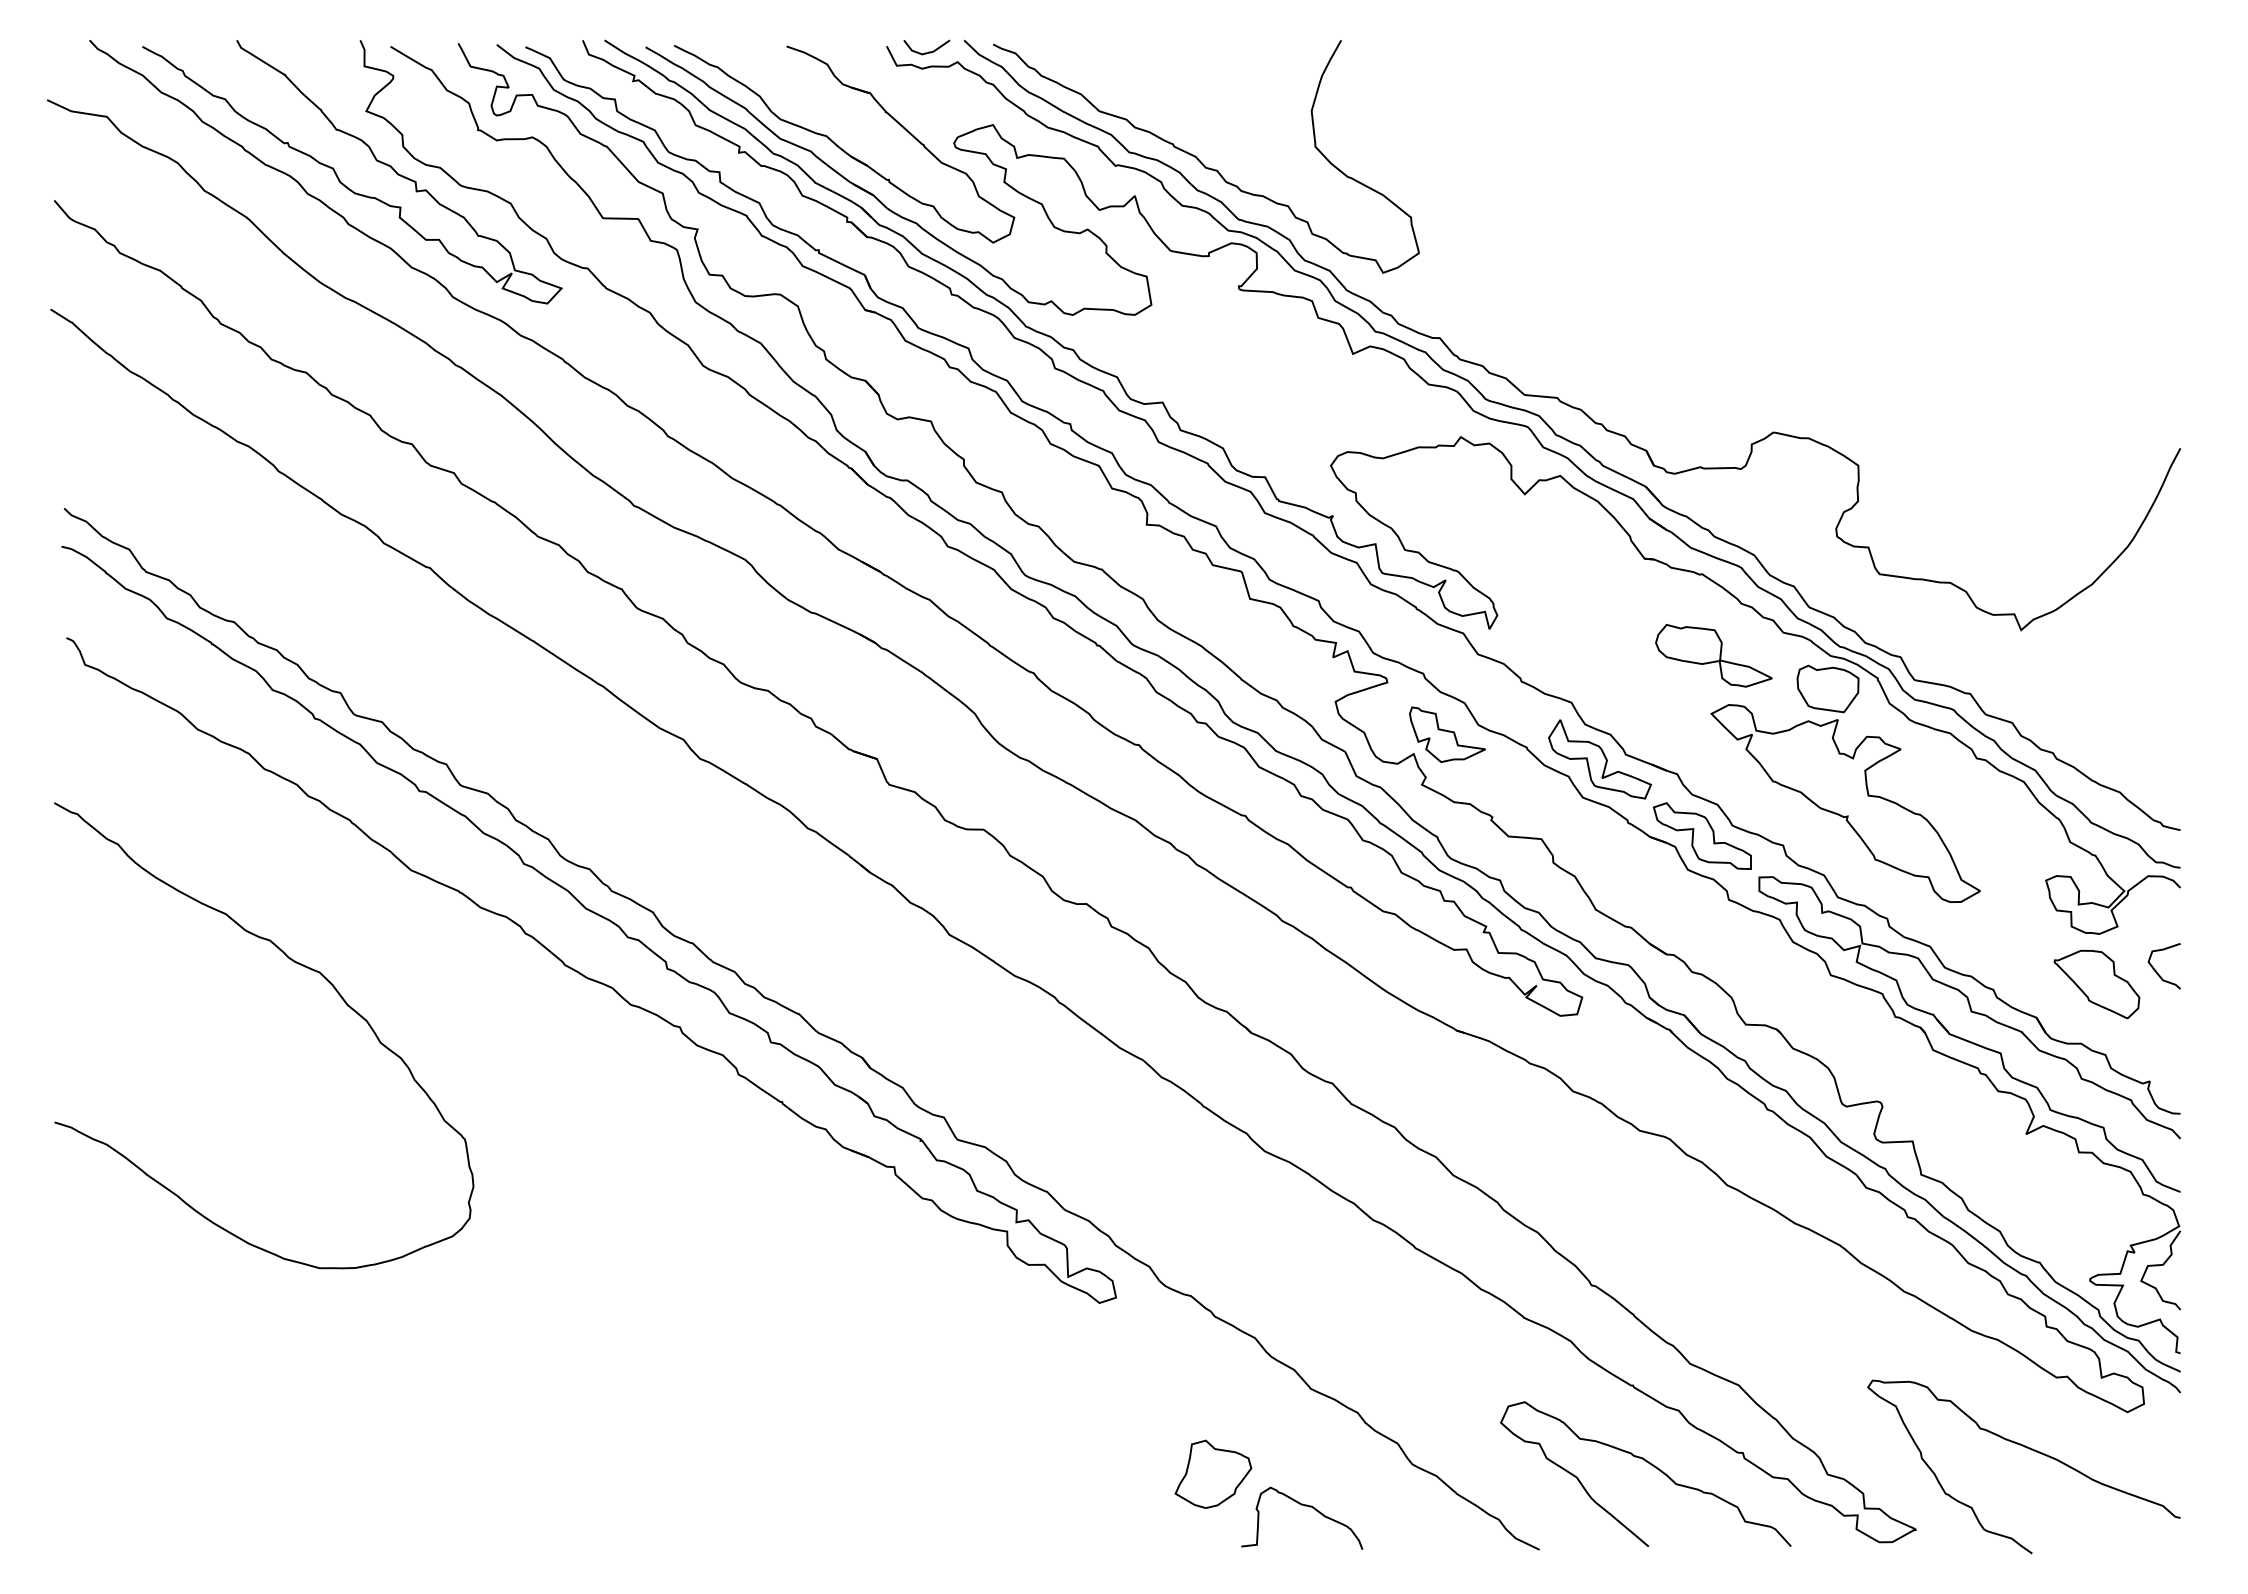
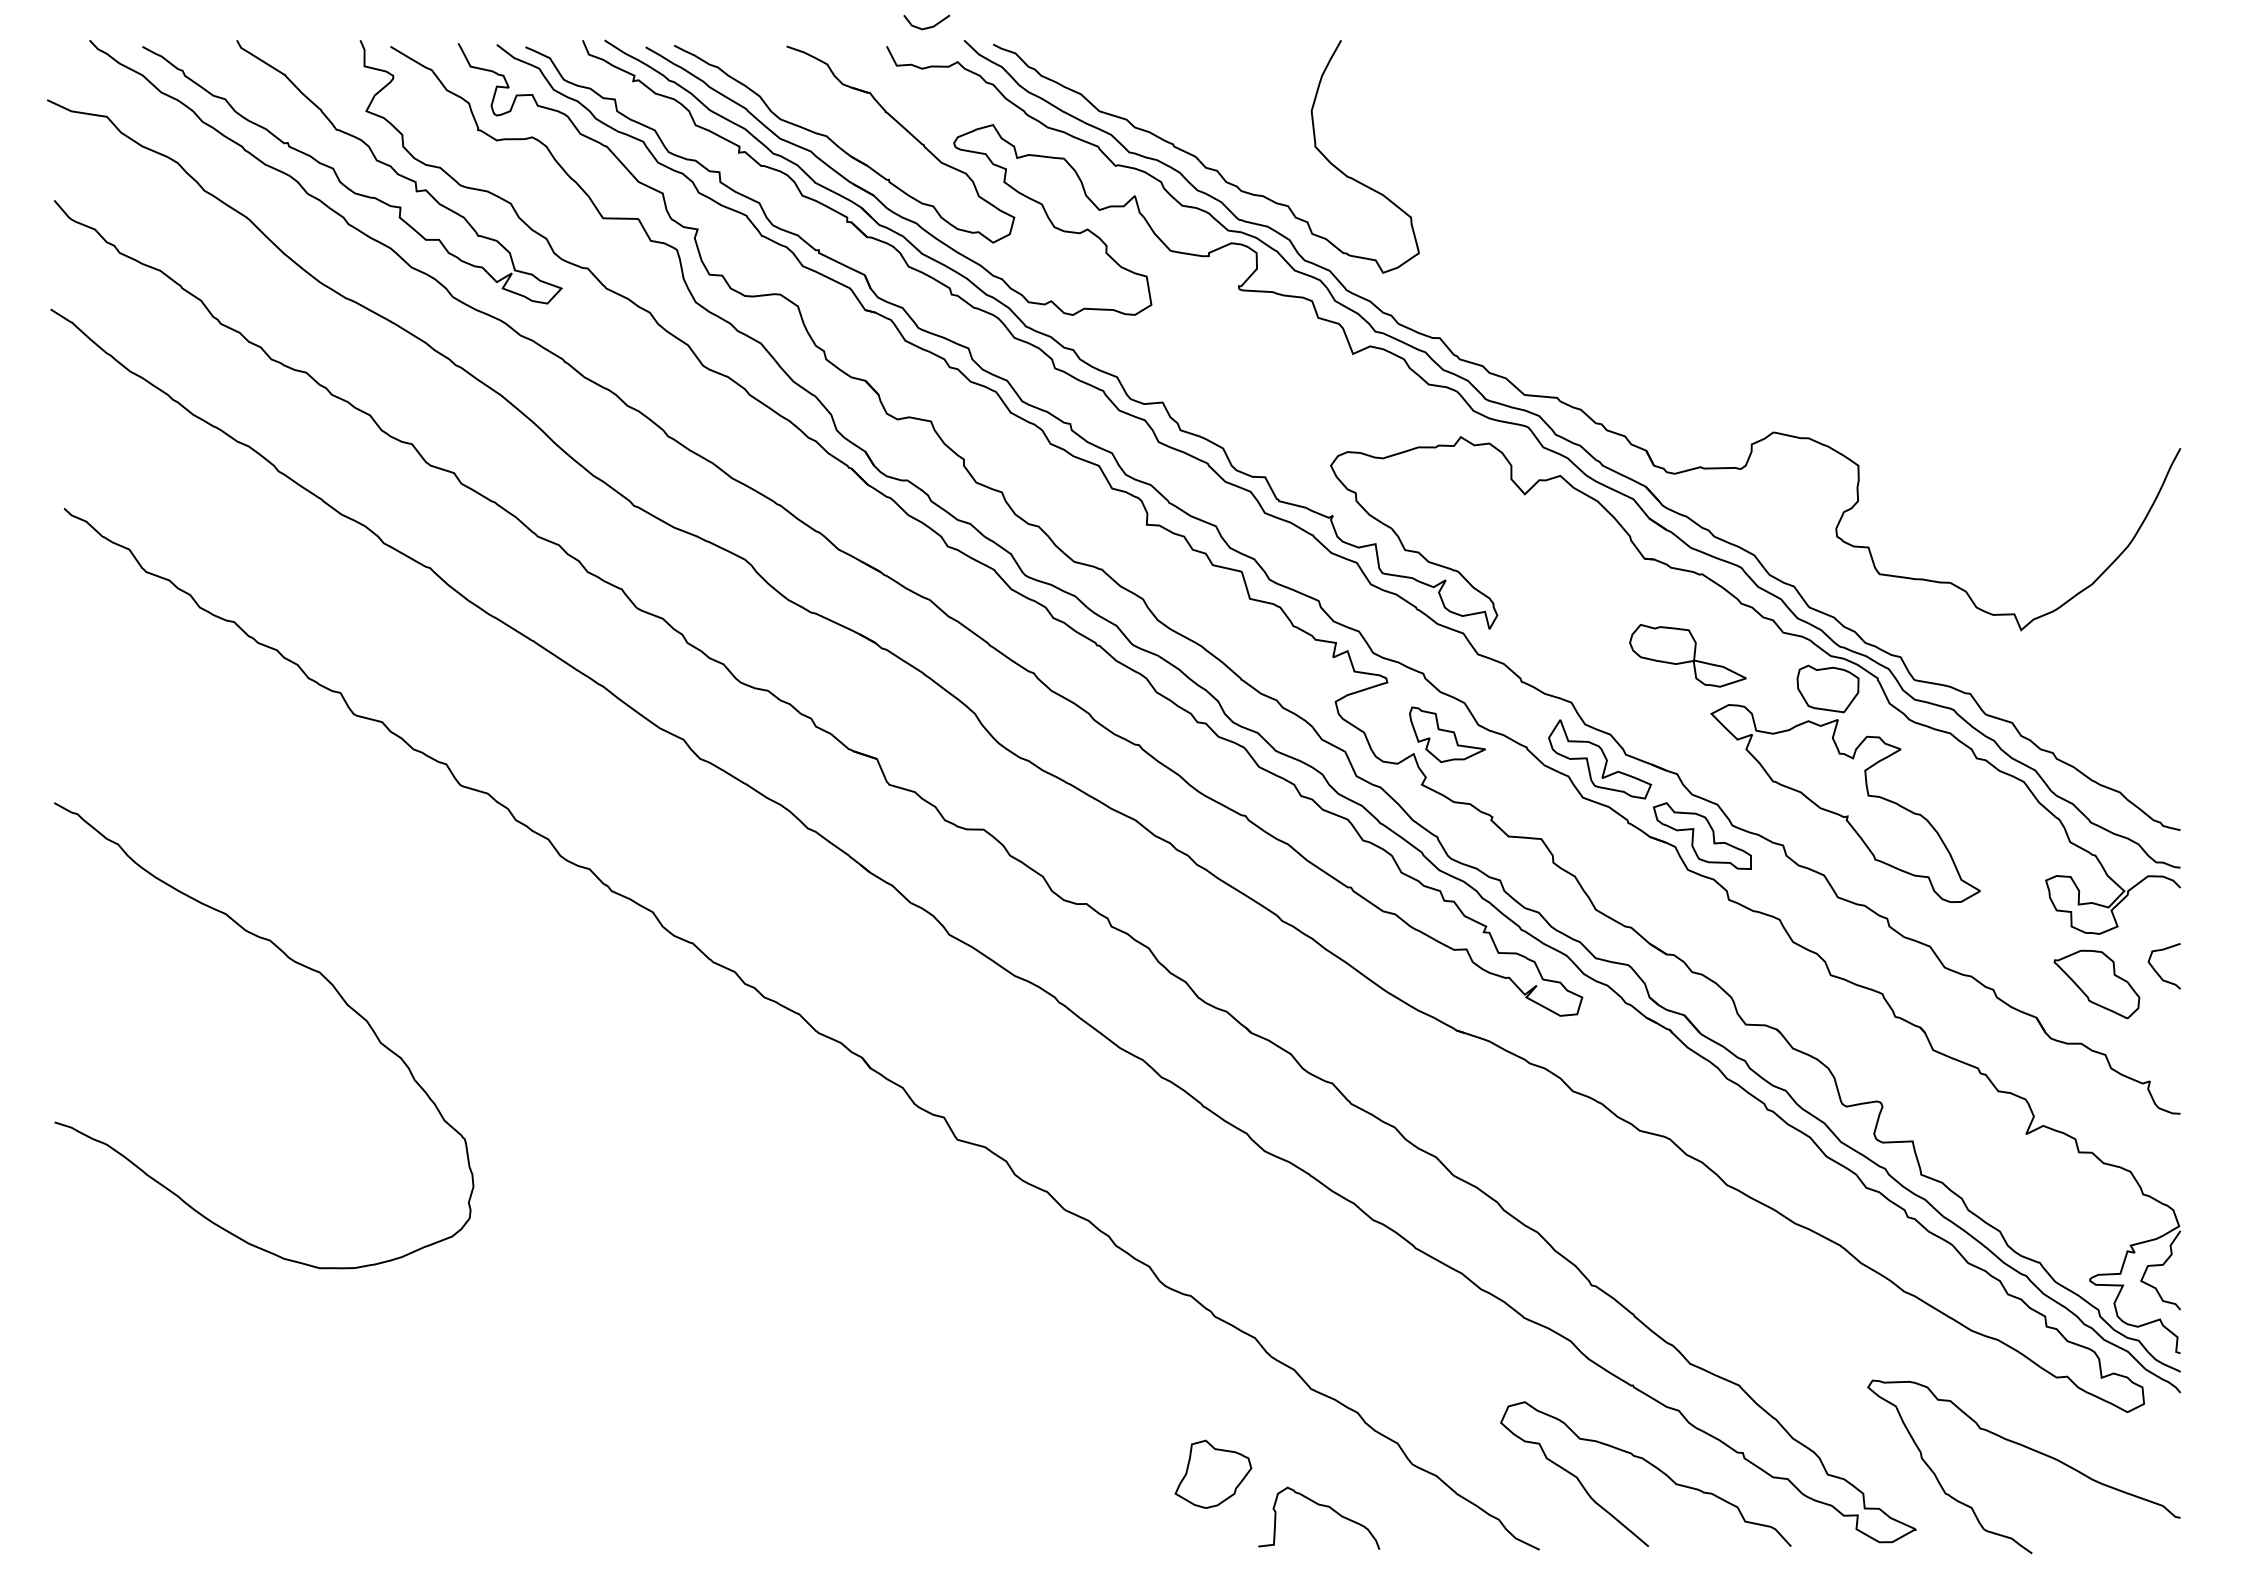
line position: (928, 51) -> (928, 26) (928, 26)
part position: (1713, 655) -> (1687, 655) (1687, 655)
part: present -> none (593, 913)
part: present -> none (1969, 1034)
curve position: (1305, 1506) -> (1322, 1506) (1322, 1506)
